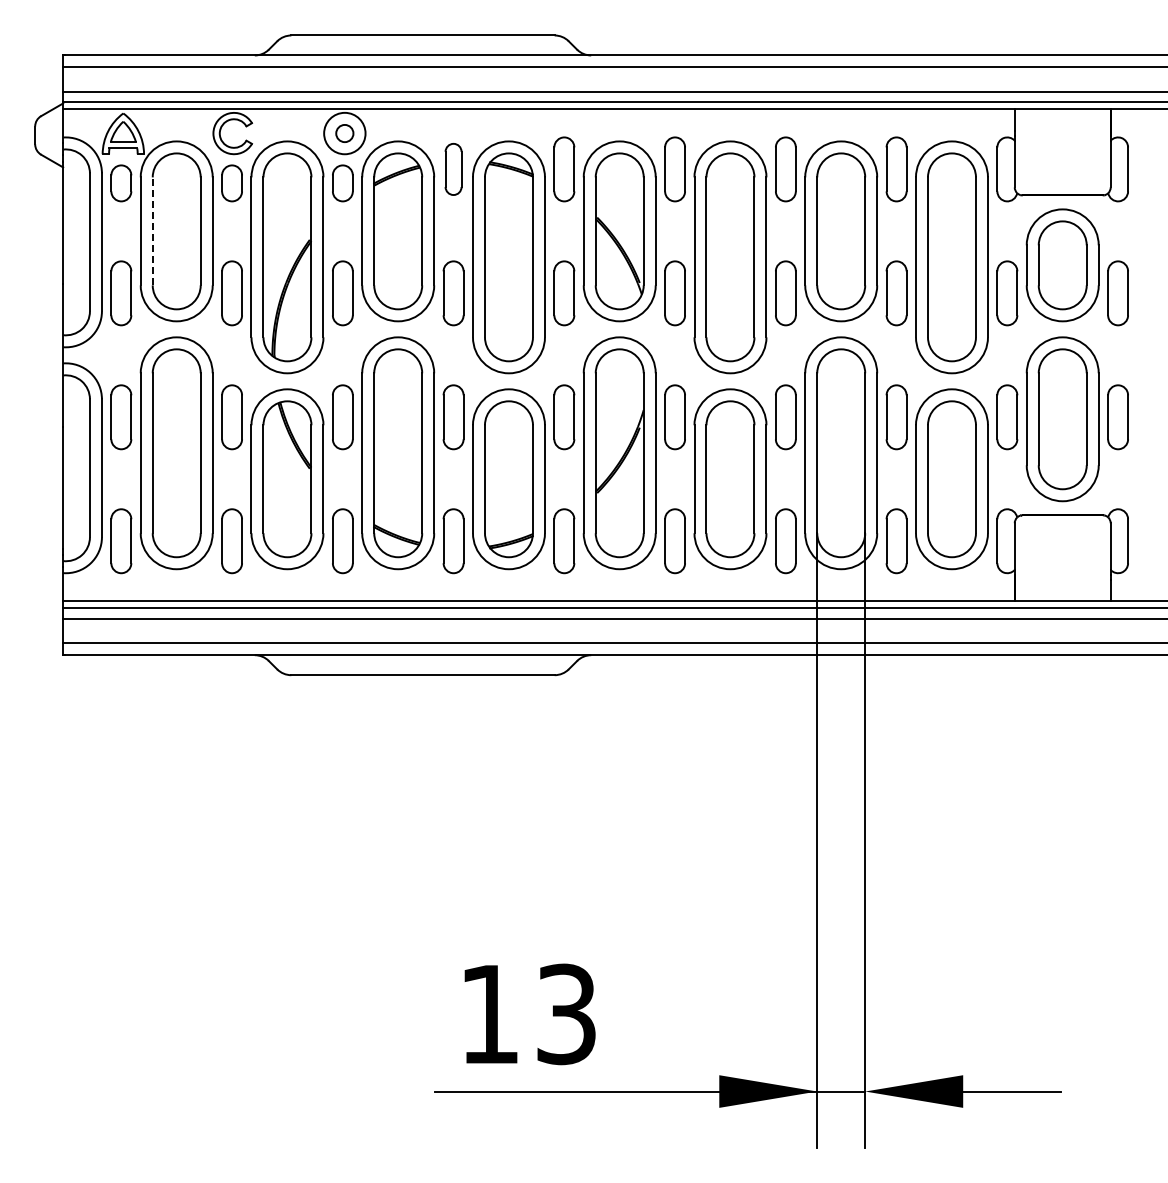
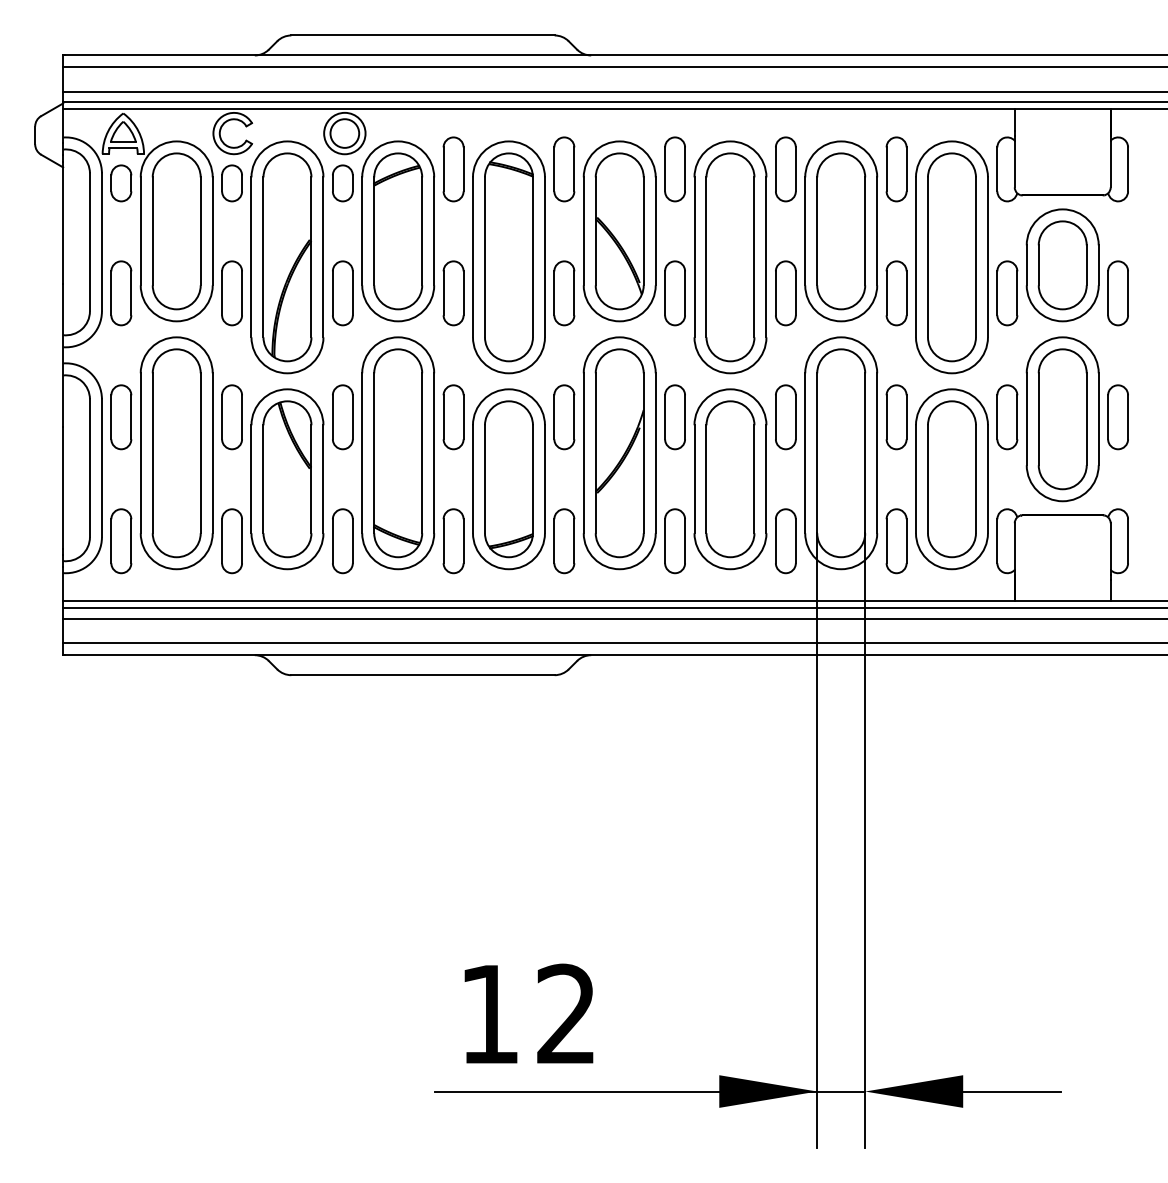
circle diameter: 17 px -> 29 px (344, 133)
part size: 19x53 px -> 23x67 px (453, 169)
line: dashed -> solid (152, 231)
text: 13 -> 12 (566, 1014)
